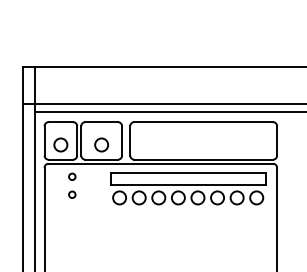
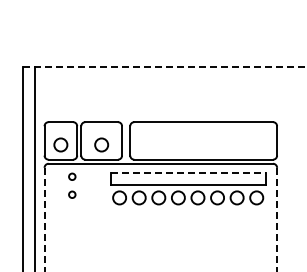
line: solid -> dashed (165, 67)
line: present -> none (163, 104)
line: present -> none (168, 112)
line: solid -> dashed (188, 173)
line: solid -> dashed (44, 219)
line: solid -> dashed (277, 219)
